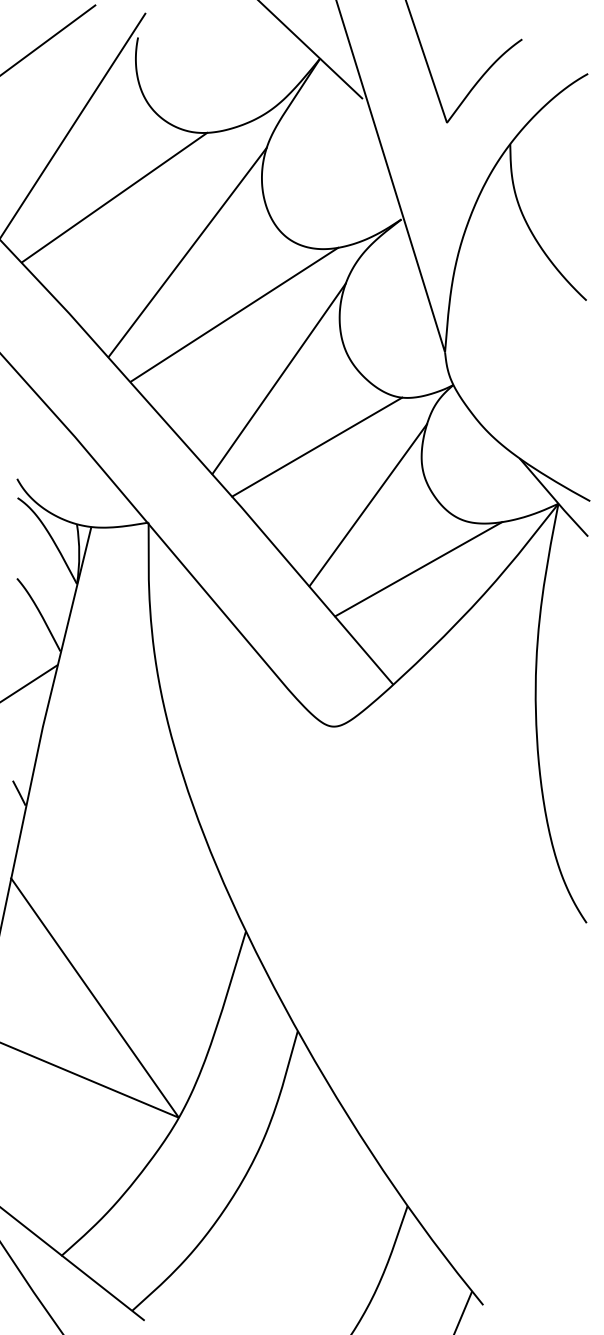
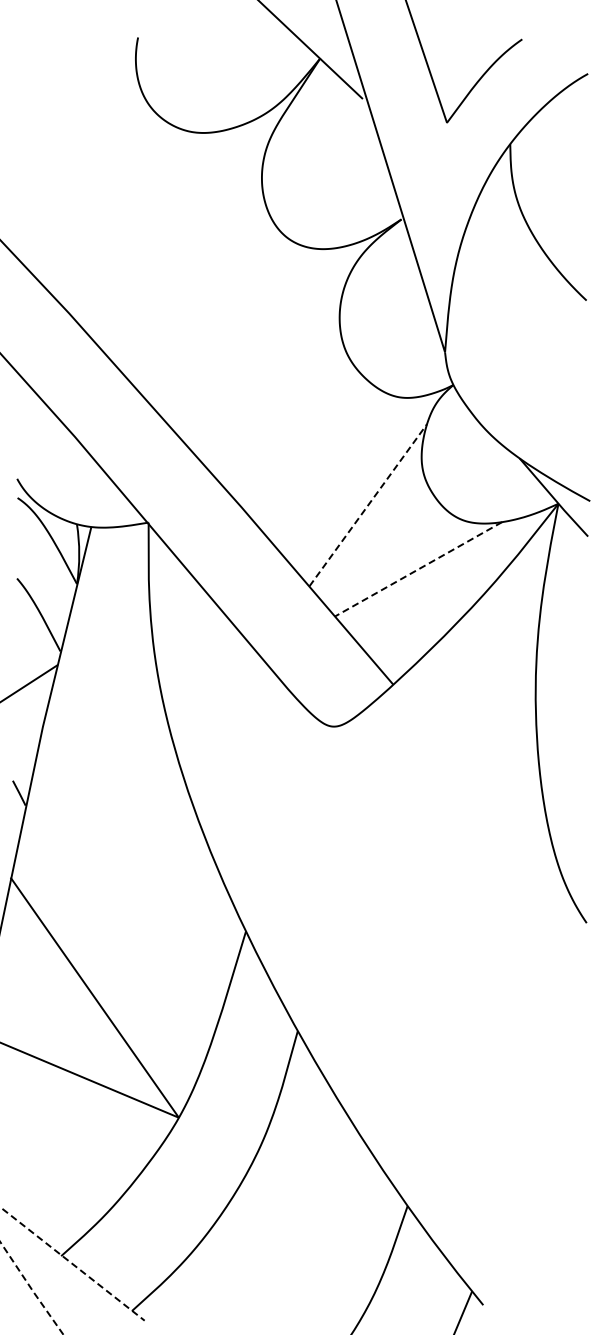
line: present -> none (48, 39)
line: present -> none (73, 124)
line: present -> none (114, 197)
line: present -> none (187, 252)
line: present -> none (234, 314)
line: present -> none (278, 378)
line: present -> none (317, 446)
line: solid -> dashed (368, 504)
line: solid -> dashed (418, 569)
line: solid -> dashed (27, 1228)
